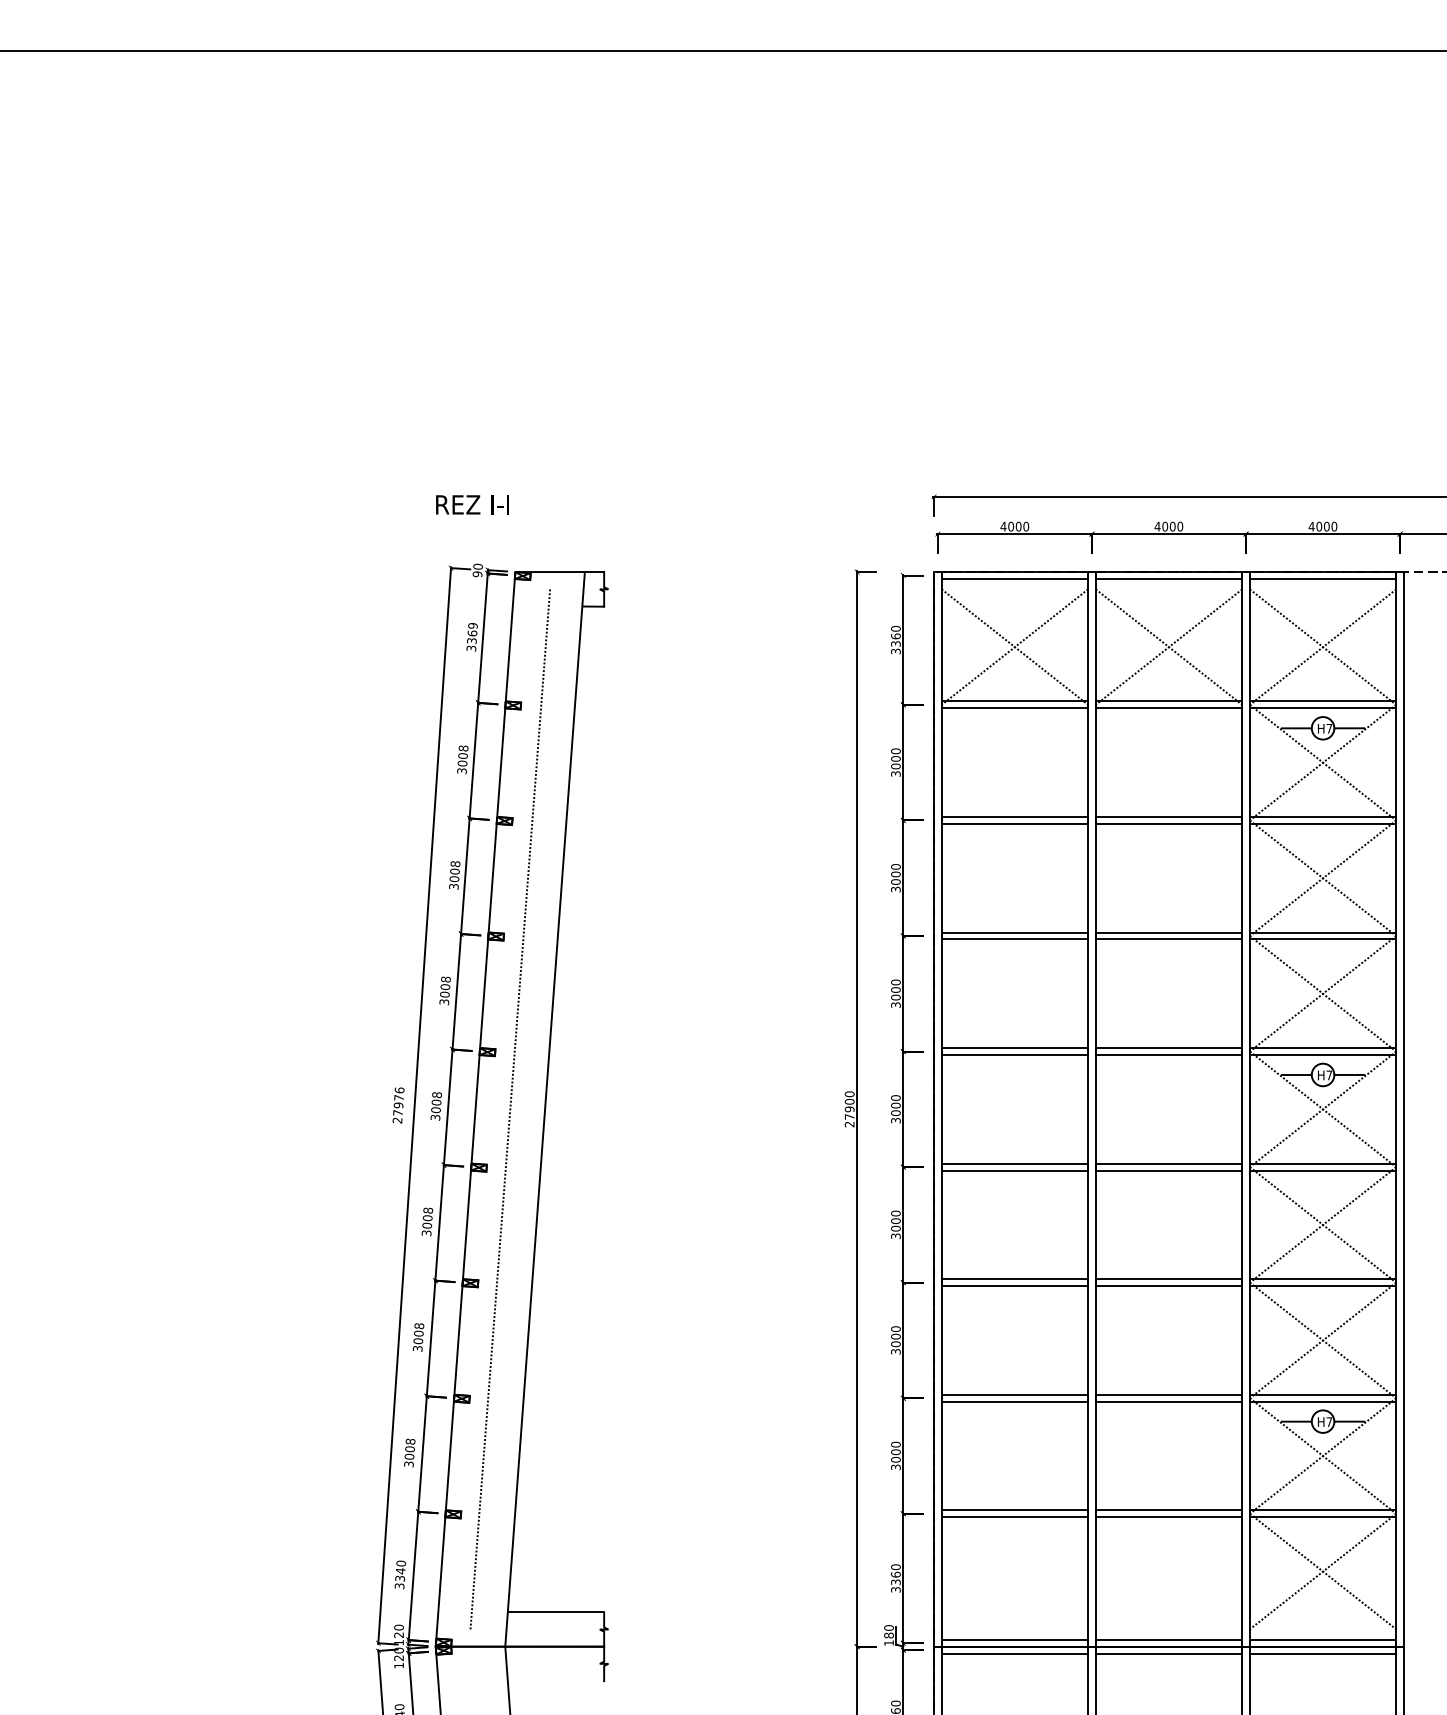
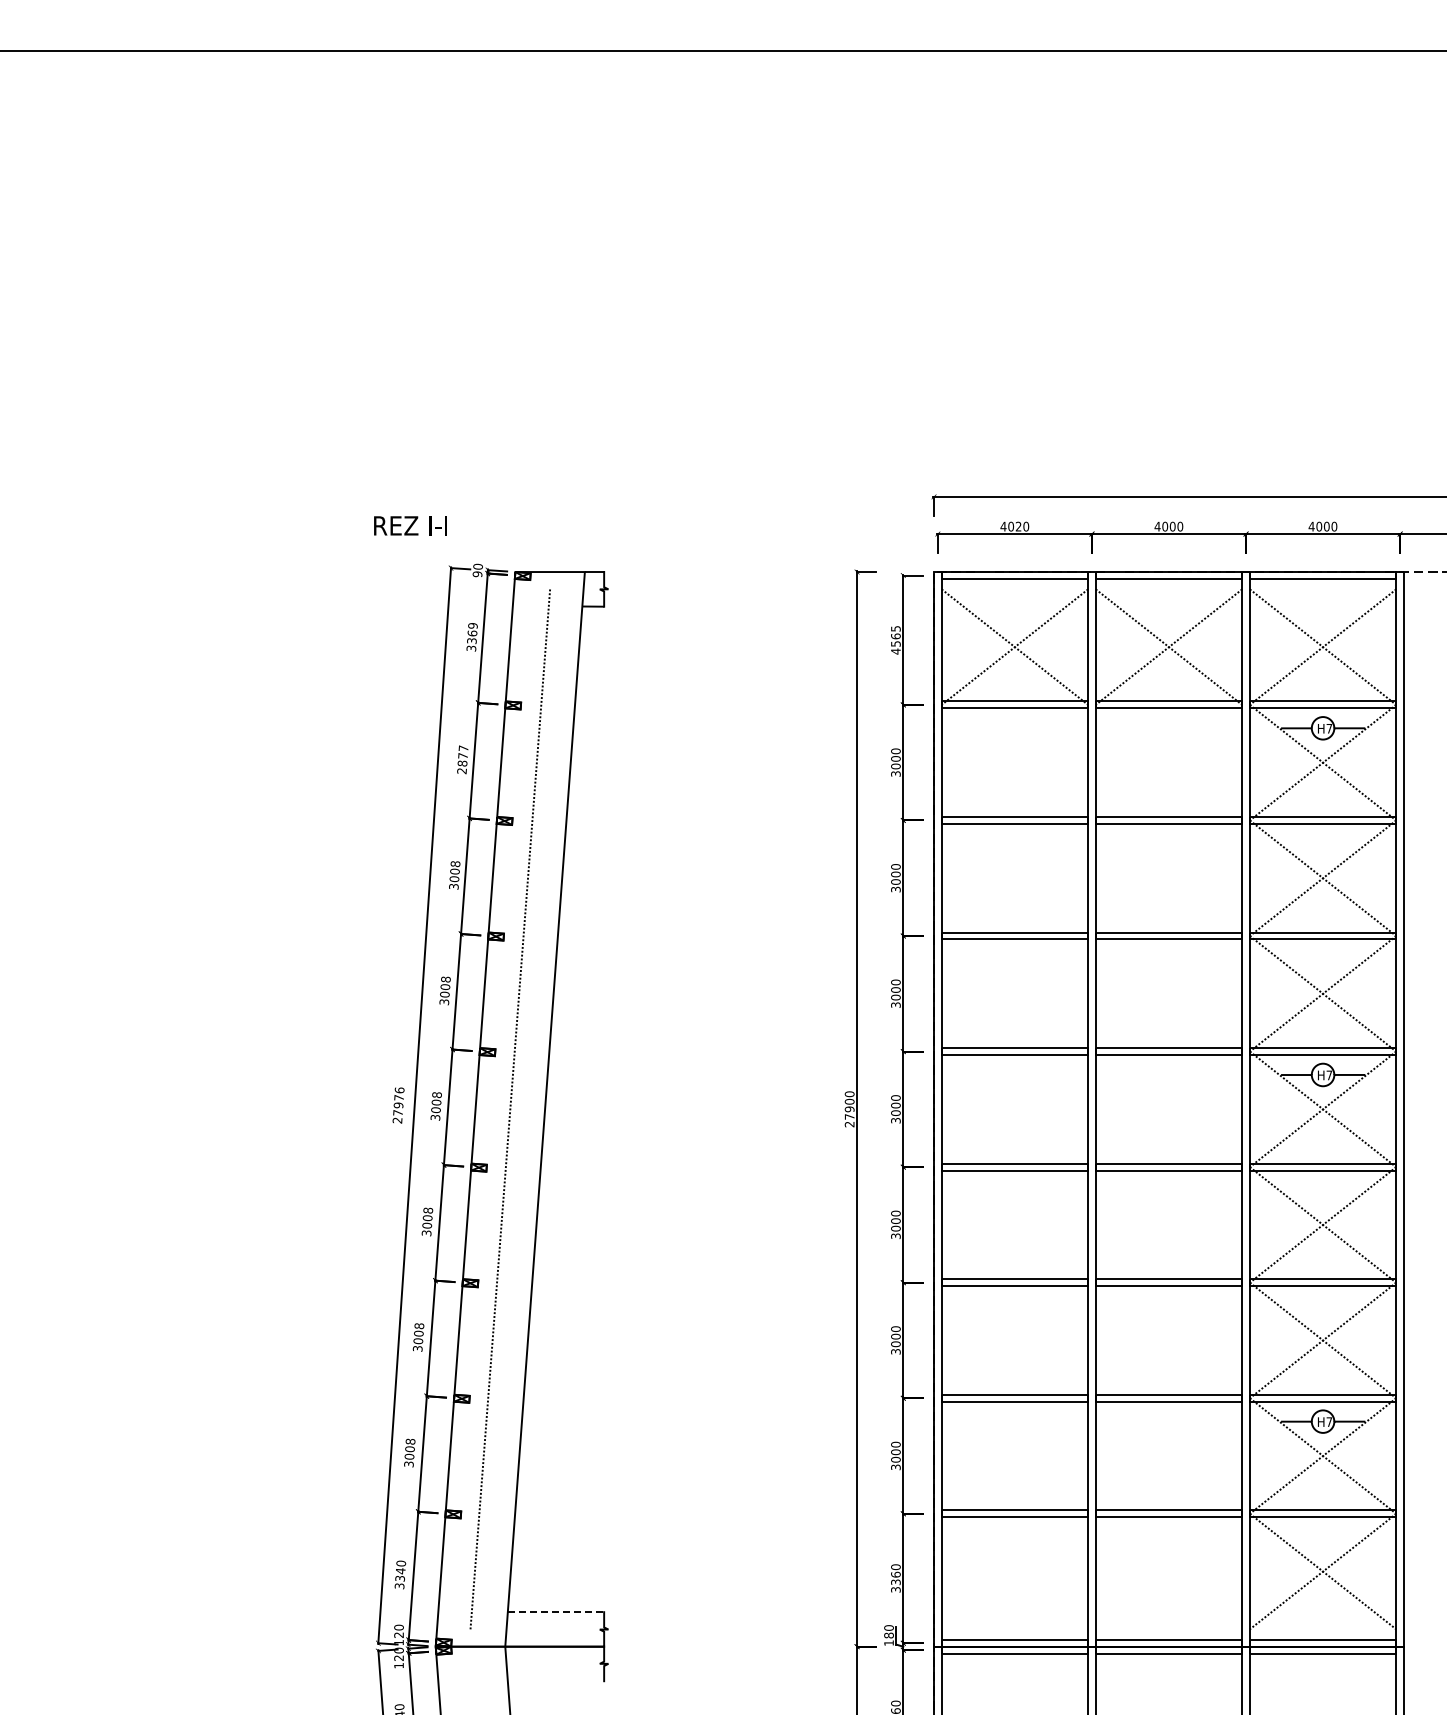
text position: (472, 504) -> (410, 525) (410, 525)
text: 4000 -> 4020 (1018, 526)
text: 3360 -> 4565 (895, 640)
text: 3008 -> 2877 (462, 759)
line: solid -> dashed (556, 1612)
